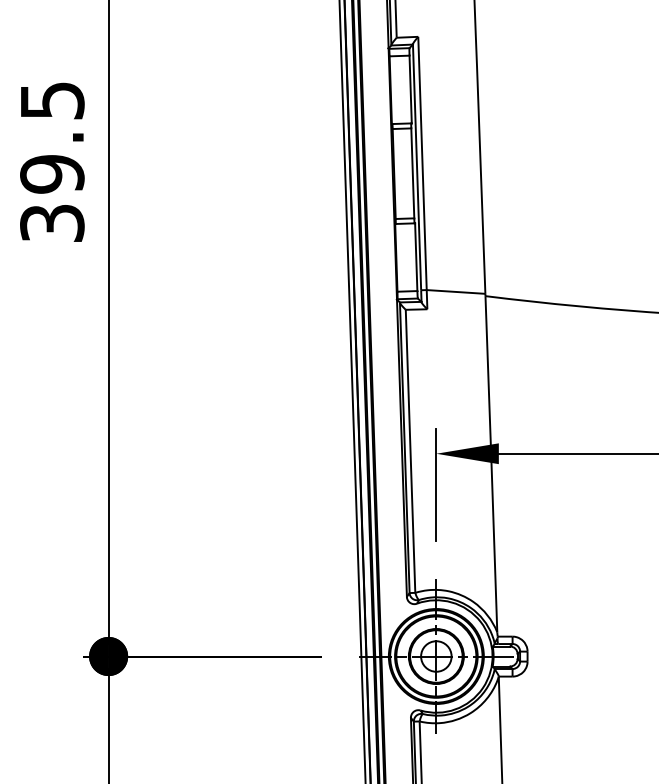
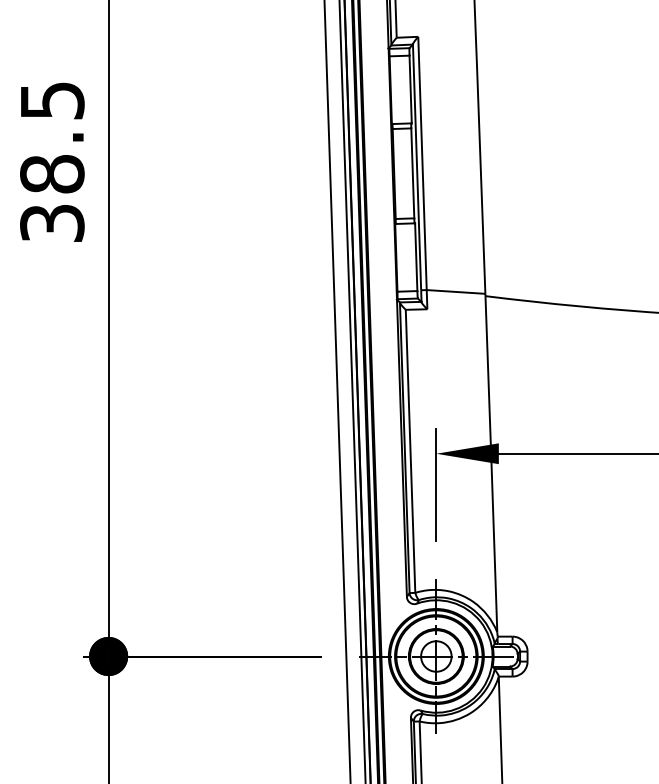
text: 39.5 -> 38.5 (52, 174)
line: none -> present (337, 391)
